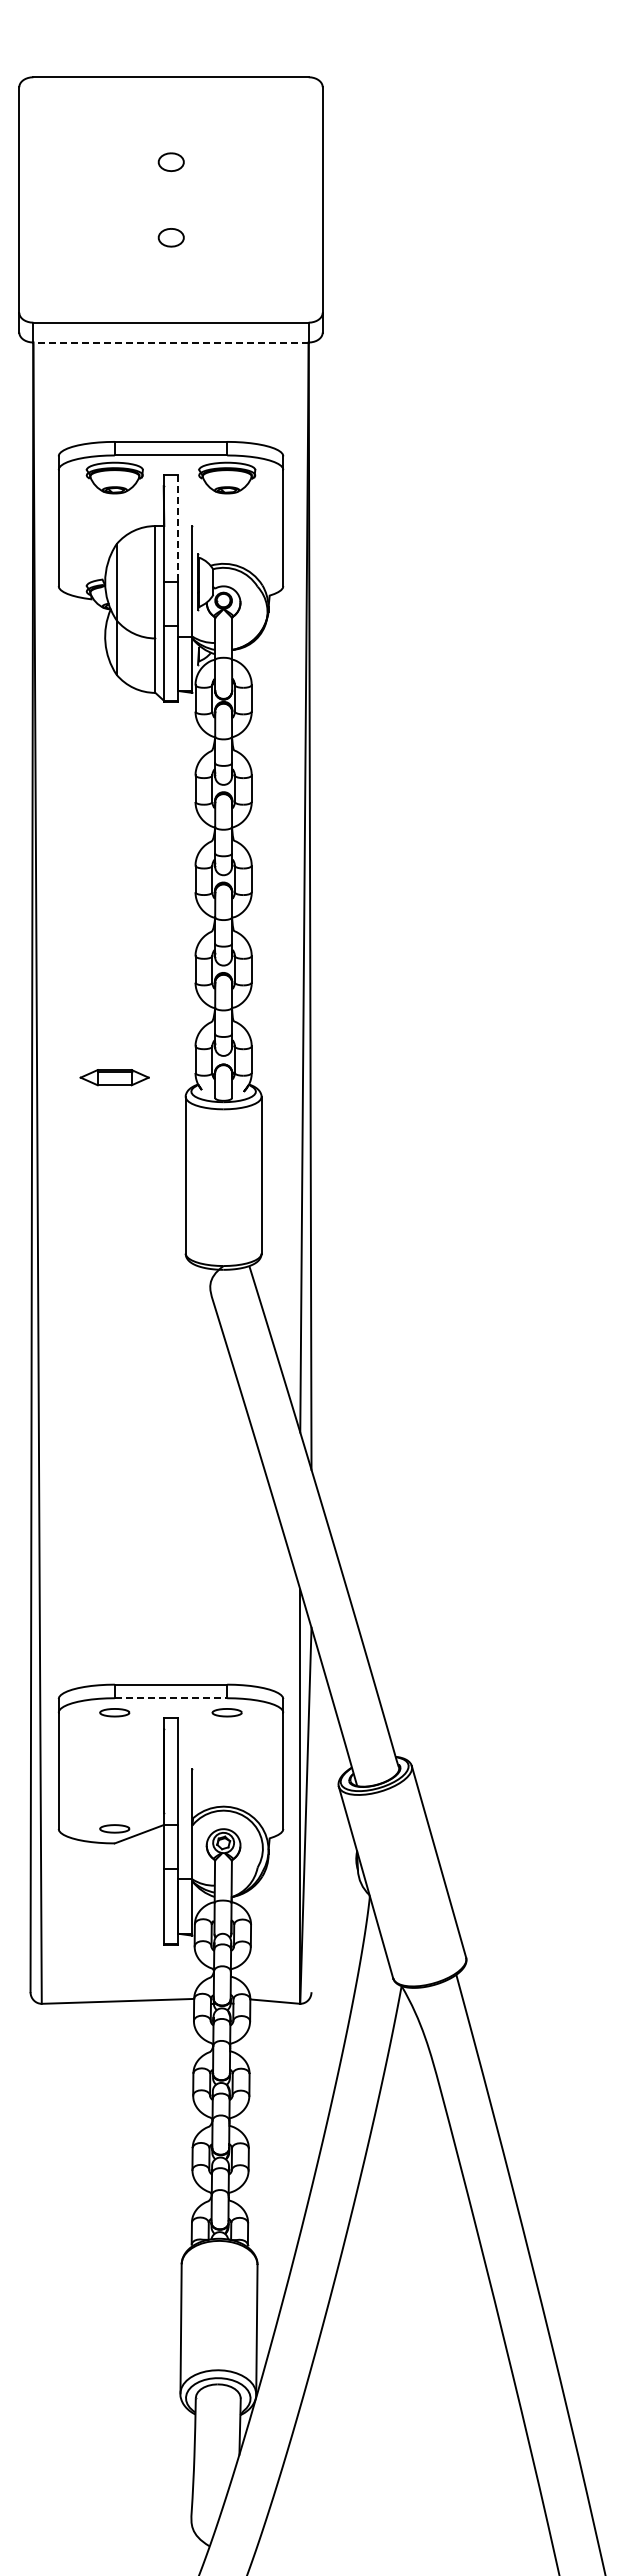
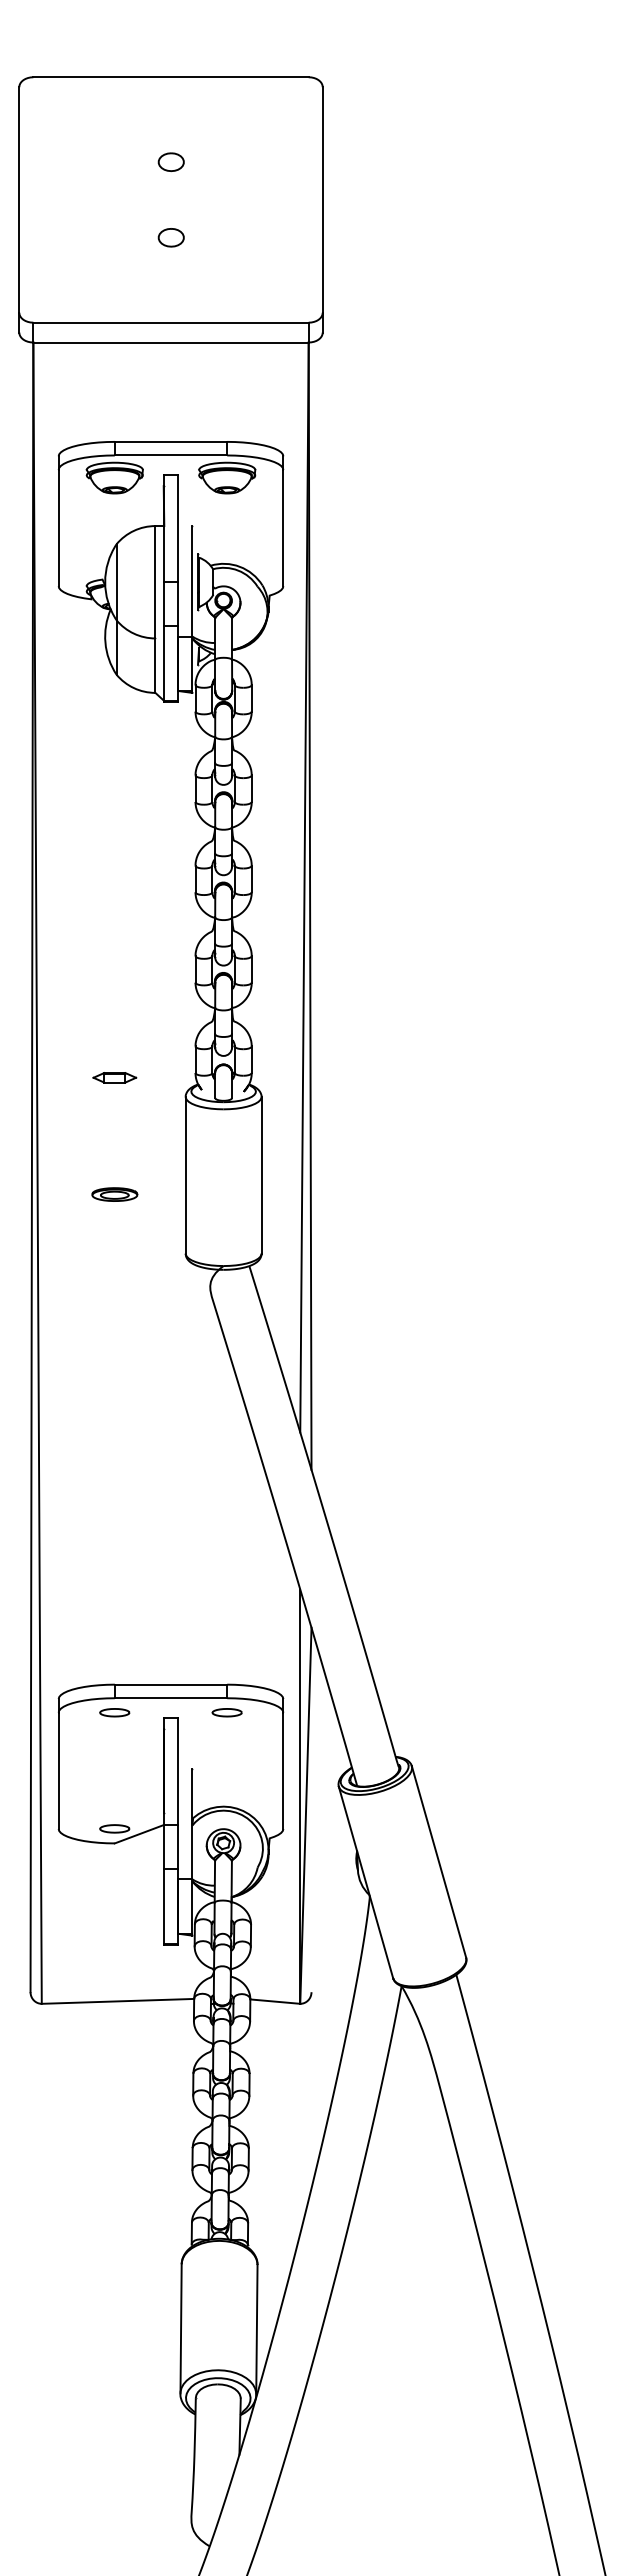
line: dashed -> solid (171, 342)
line: dashed -> solid (178, 529)
part size: 71x18 px -> 46x12 px (114, 1077)
part: none -> present (114, 1194)
line: dashed -> solid (171, 1698)
